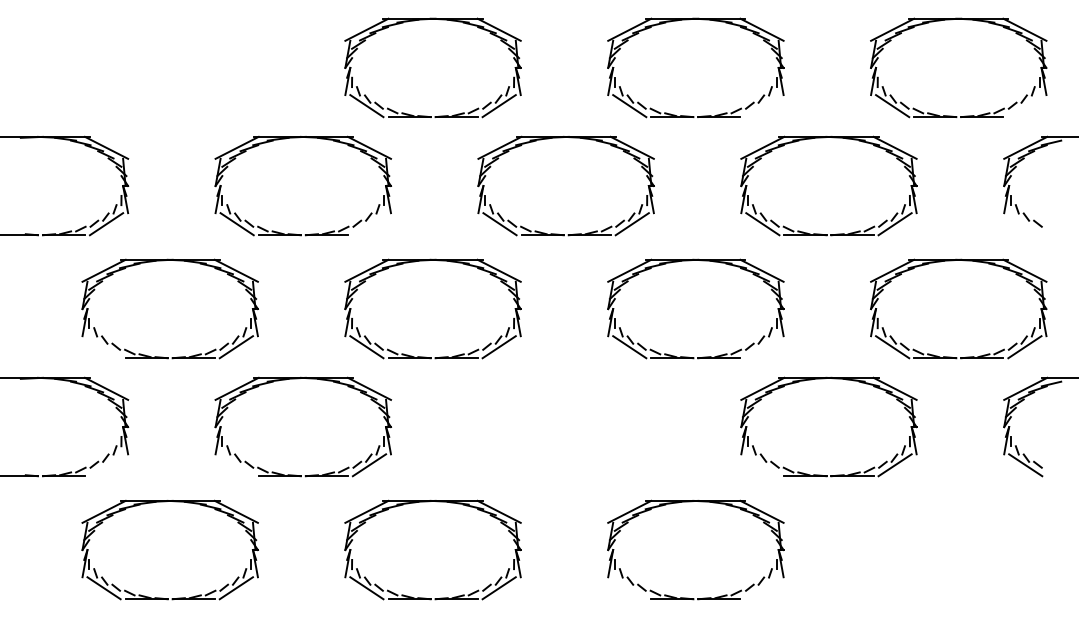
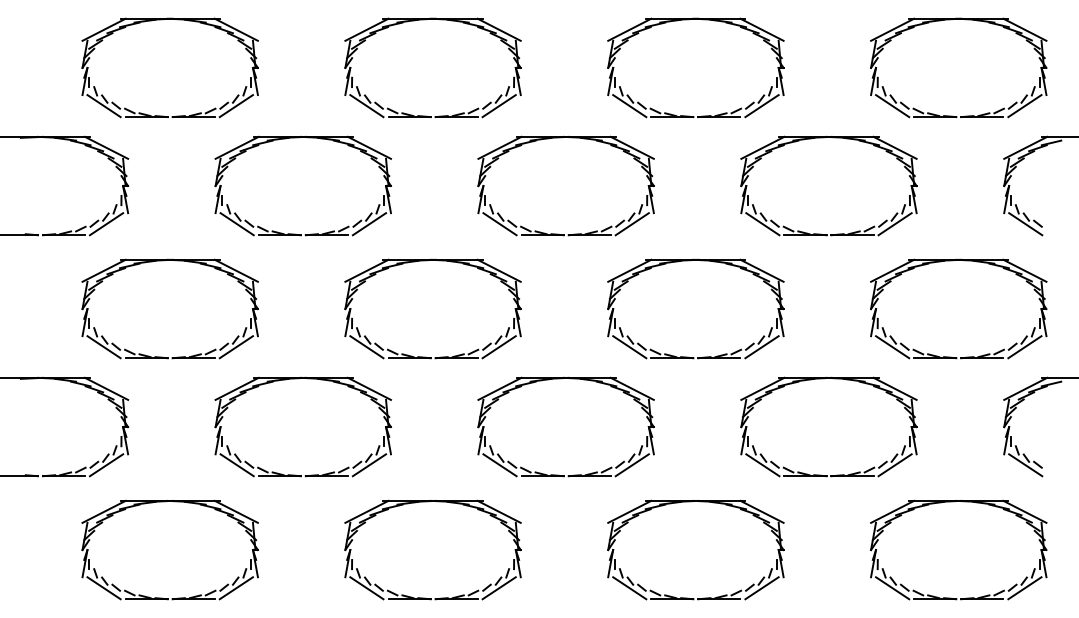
part: none -> present (162, 20)
line: none -> present (761, 106)
line: none -> present (1024, 106)
line: none -> present (369, 224)
line: none -> present (1025, 224)
line: none -> present (103, 347)
line: none -> present (761, 347)
part: none -> present (561, 379)
line: none -> present (106, 465)
line: none -> present (236, 465)
line: none -> present (762, 465)
part: none -> present (954, 502)
line: none -> present (629, 588)
line: none -> present (761, 588)
